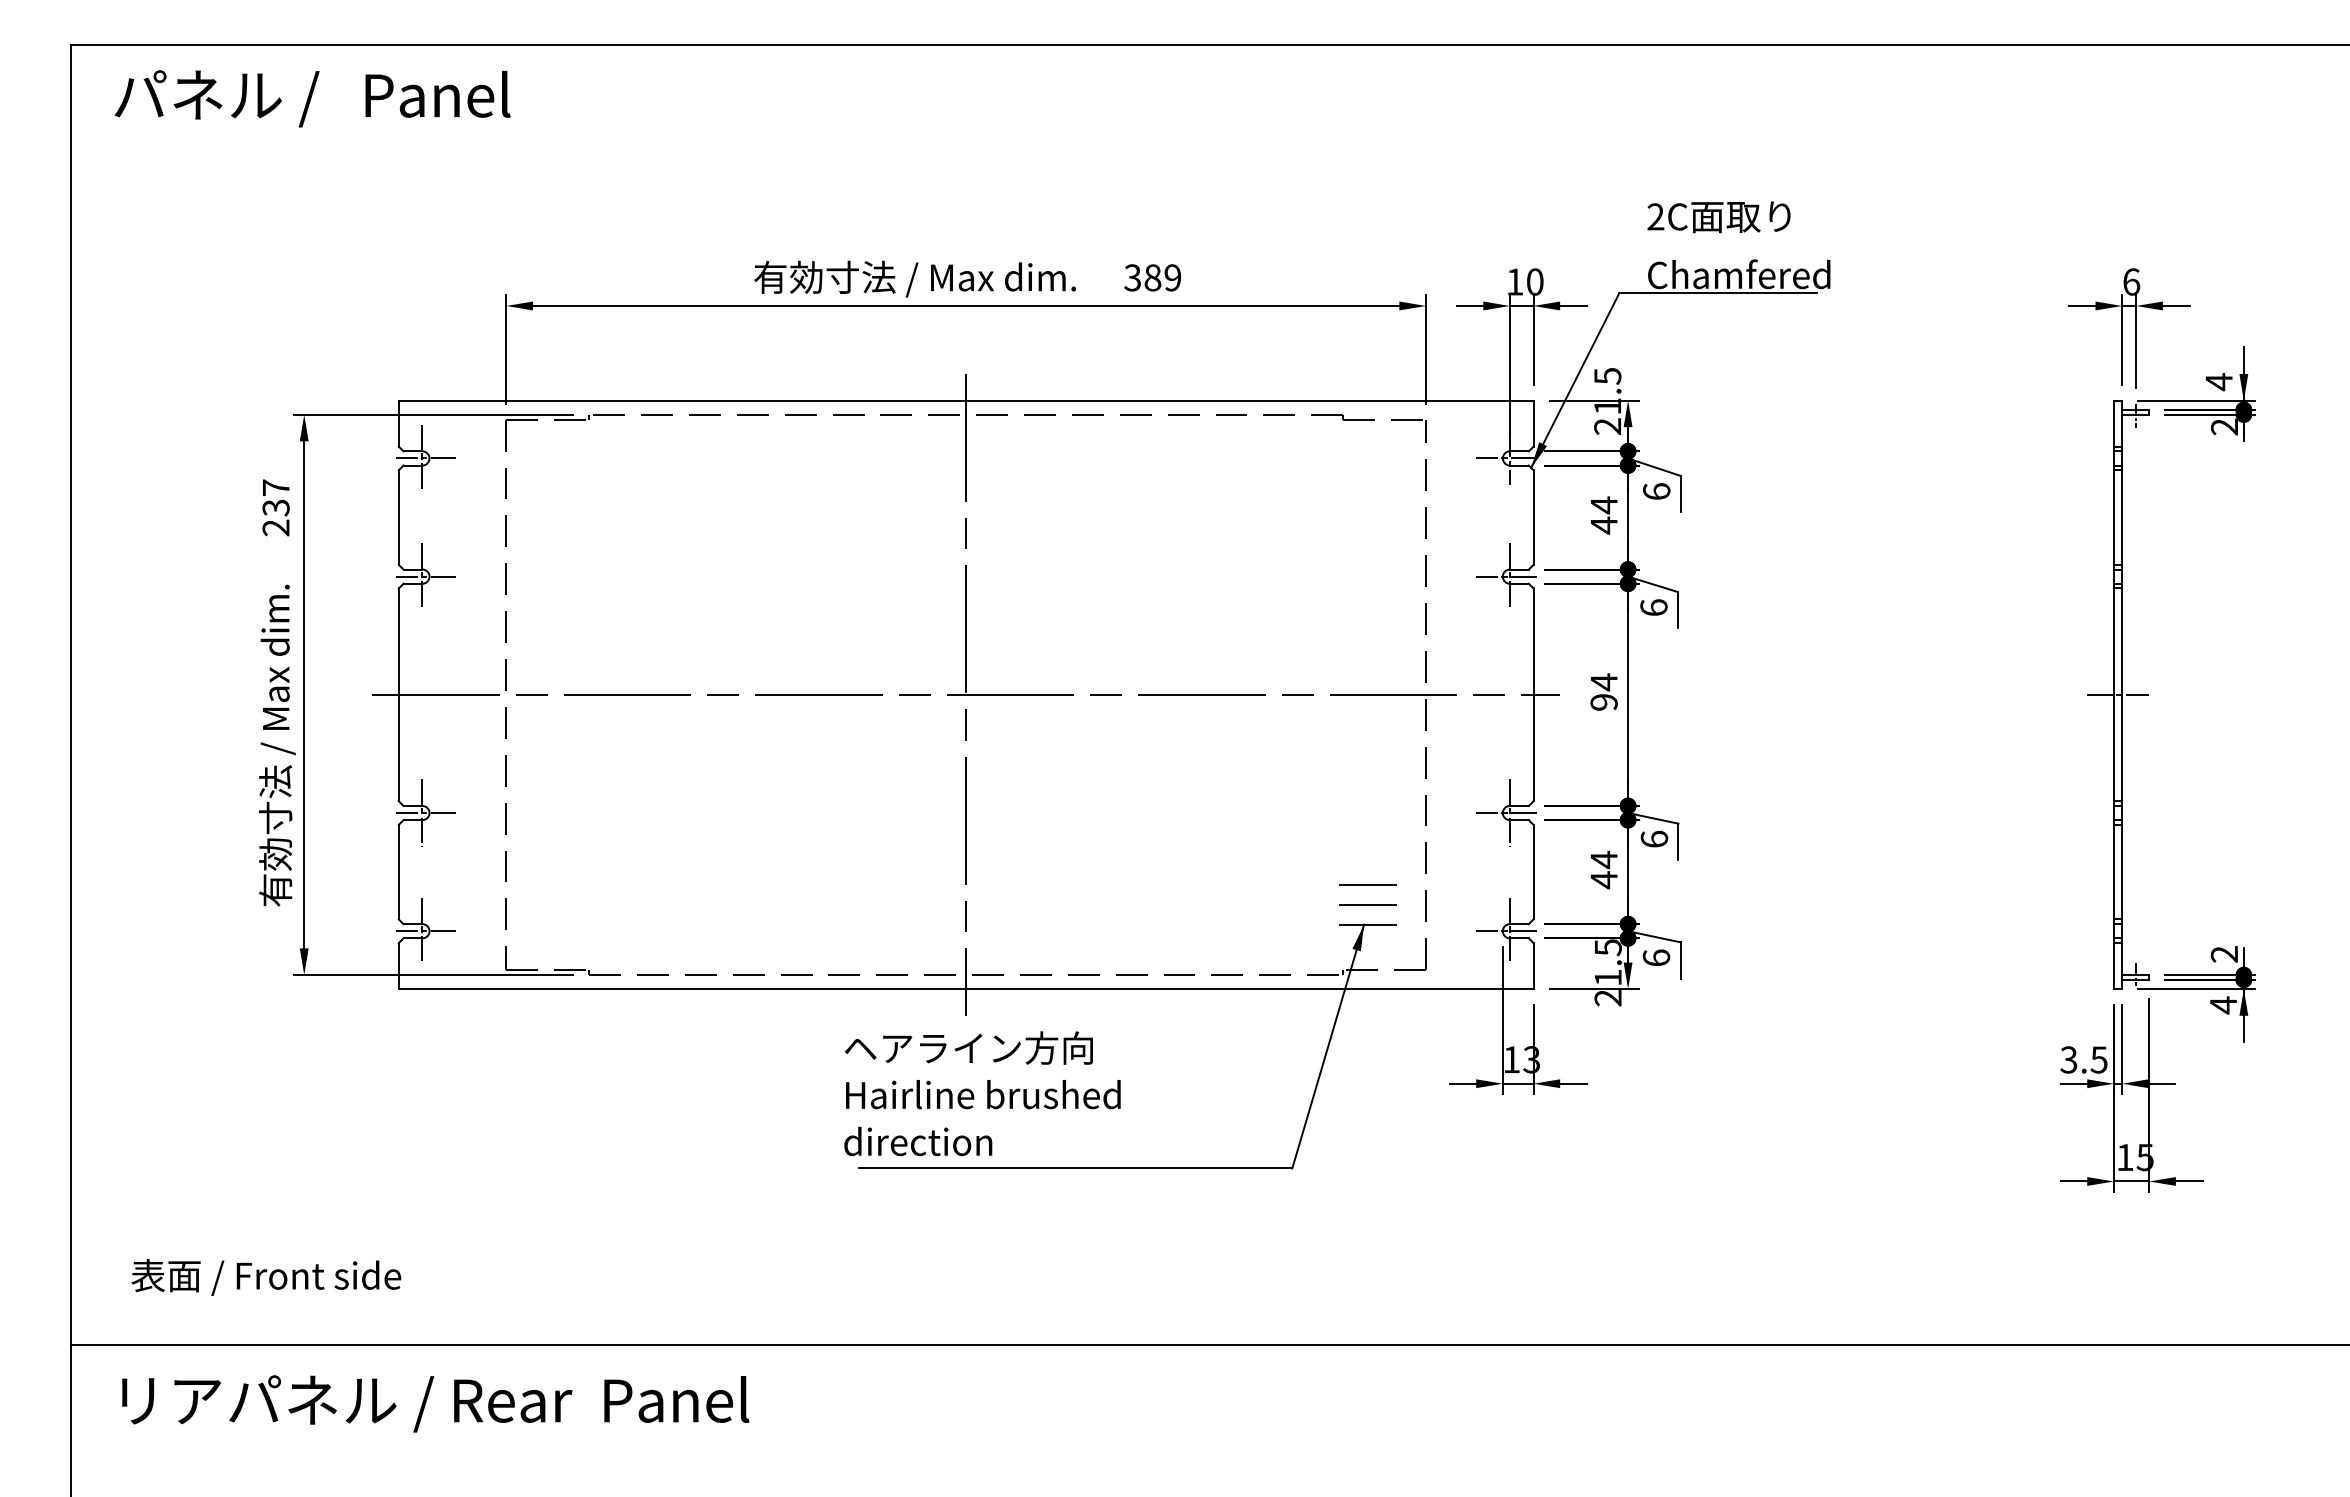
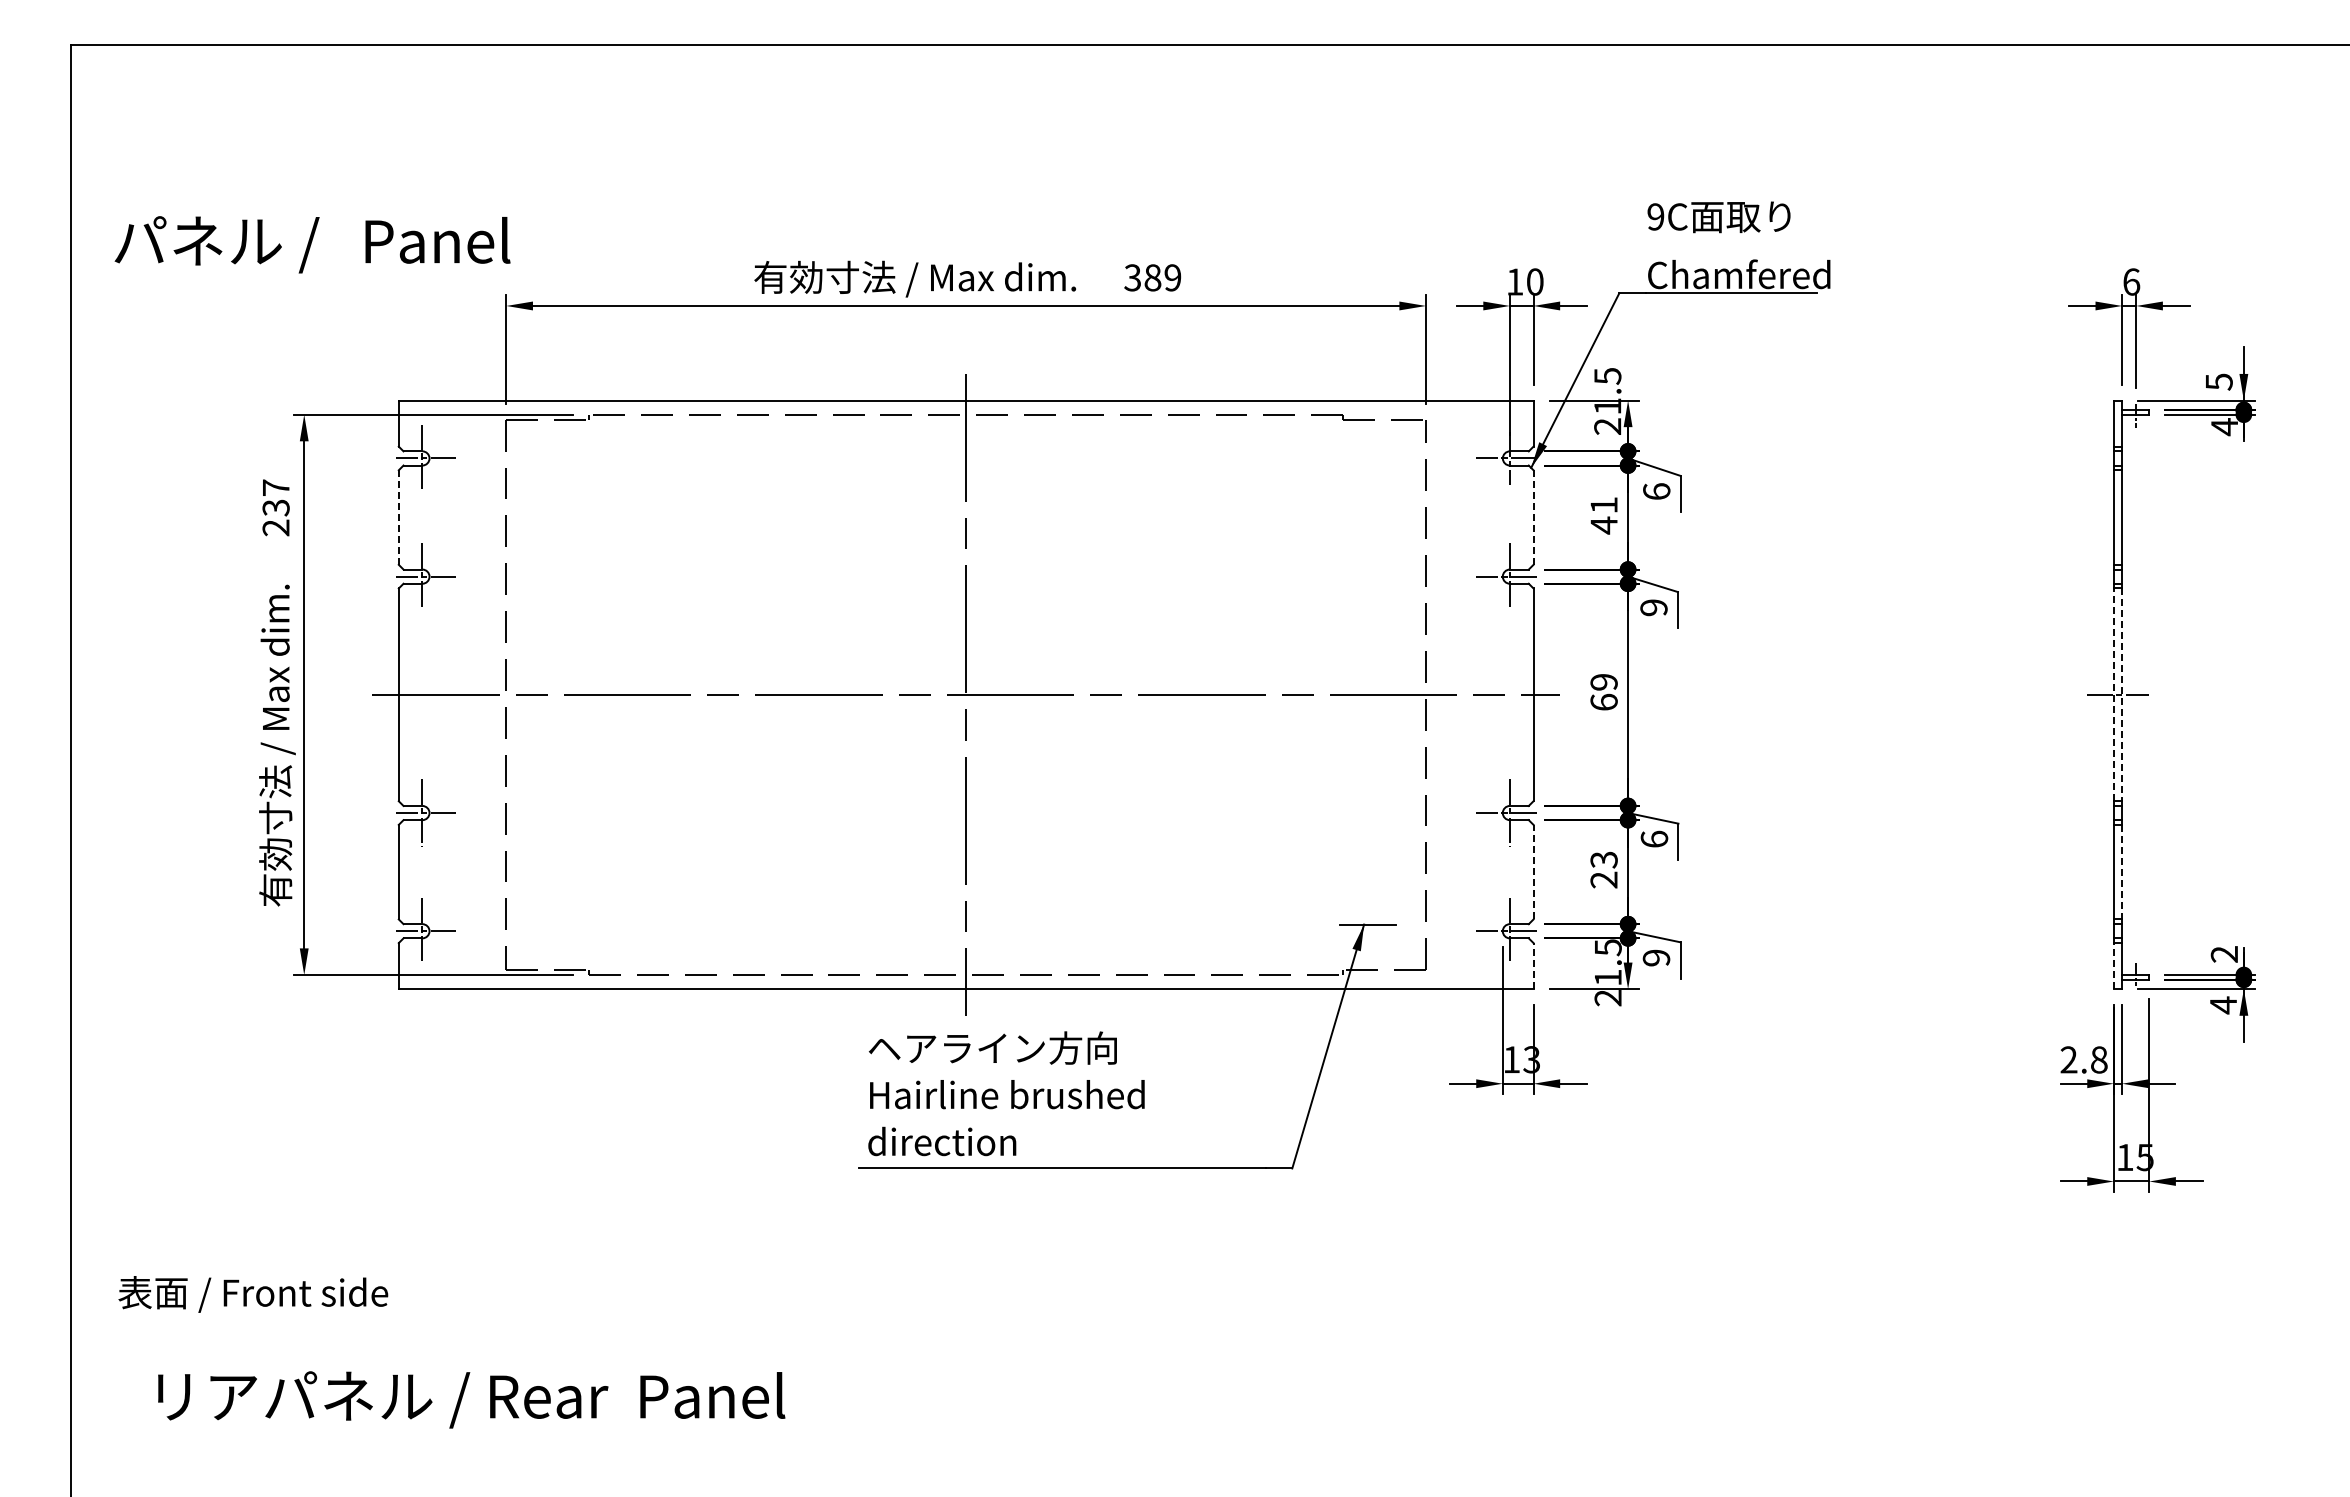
text position: (312, 98) -> (312, 244) (312, 244)
text: 2C -> 9C (1655, 216)
text: 4 -> 5 (2219, 382)
text: 2 -> 4 (2224, 427)
text: 44 -> 41 (1603, 505)
line: solid -> dashed (1533, 517)
line: solid -> dashed (398, 518)
text: 6 -> 9 (1653, 607)
text: 94 -> 69 (1603, 691)
line: solid -> dashed (2113, 694)
line: solid -> dashed (2122, 695)
text: 44 -> 23 (1603, 870)
line: solid -> dashed (1533, 871)
line: solid -> dashed (2122, 872)
line: present -> none (1367, 885)
line: present -> none (1367, 904)
text: 6 -> 9 (1656, 957)
line: solid -> dashed (1533, 965)
line: solid -> dashed (2113, 965)
text: 3.5 -> 2.8 (2083, 1059)
text position: (982, 1093) -> (1006, 1093) (1006, 1093)
text position: (266, 1277) -> (253, 1294) (253, 1294)
line: present -> none (1208, 1344)
text position: (435, 1403) -> (471, 1399) (471, 1399)
